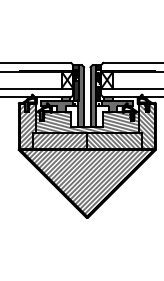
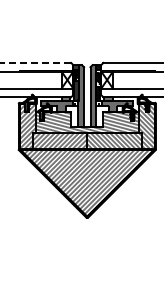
line: solid -> dashed (35, 62)
